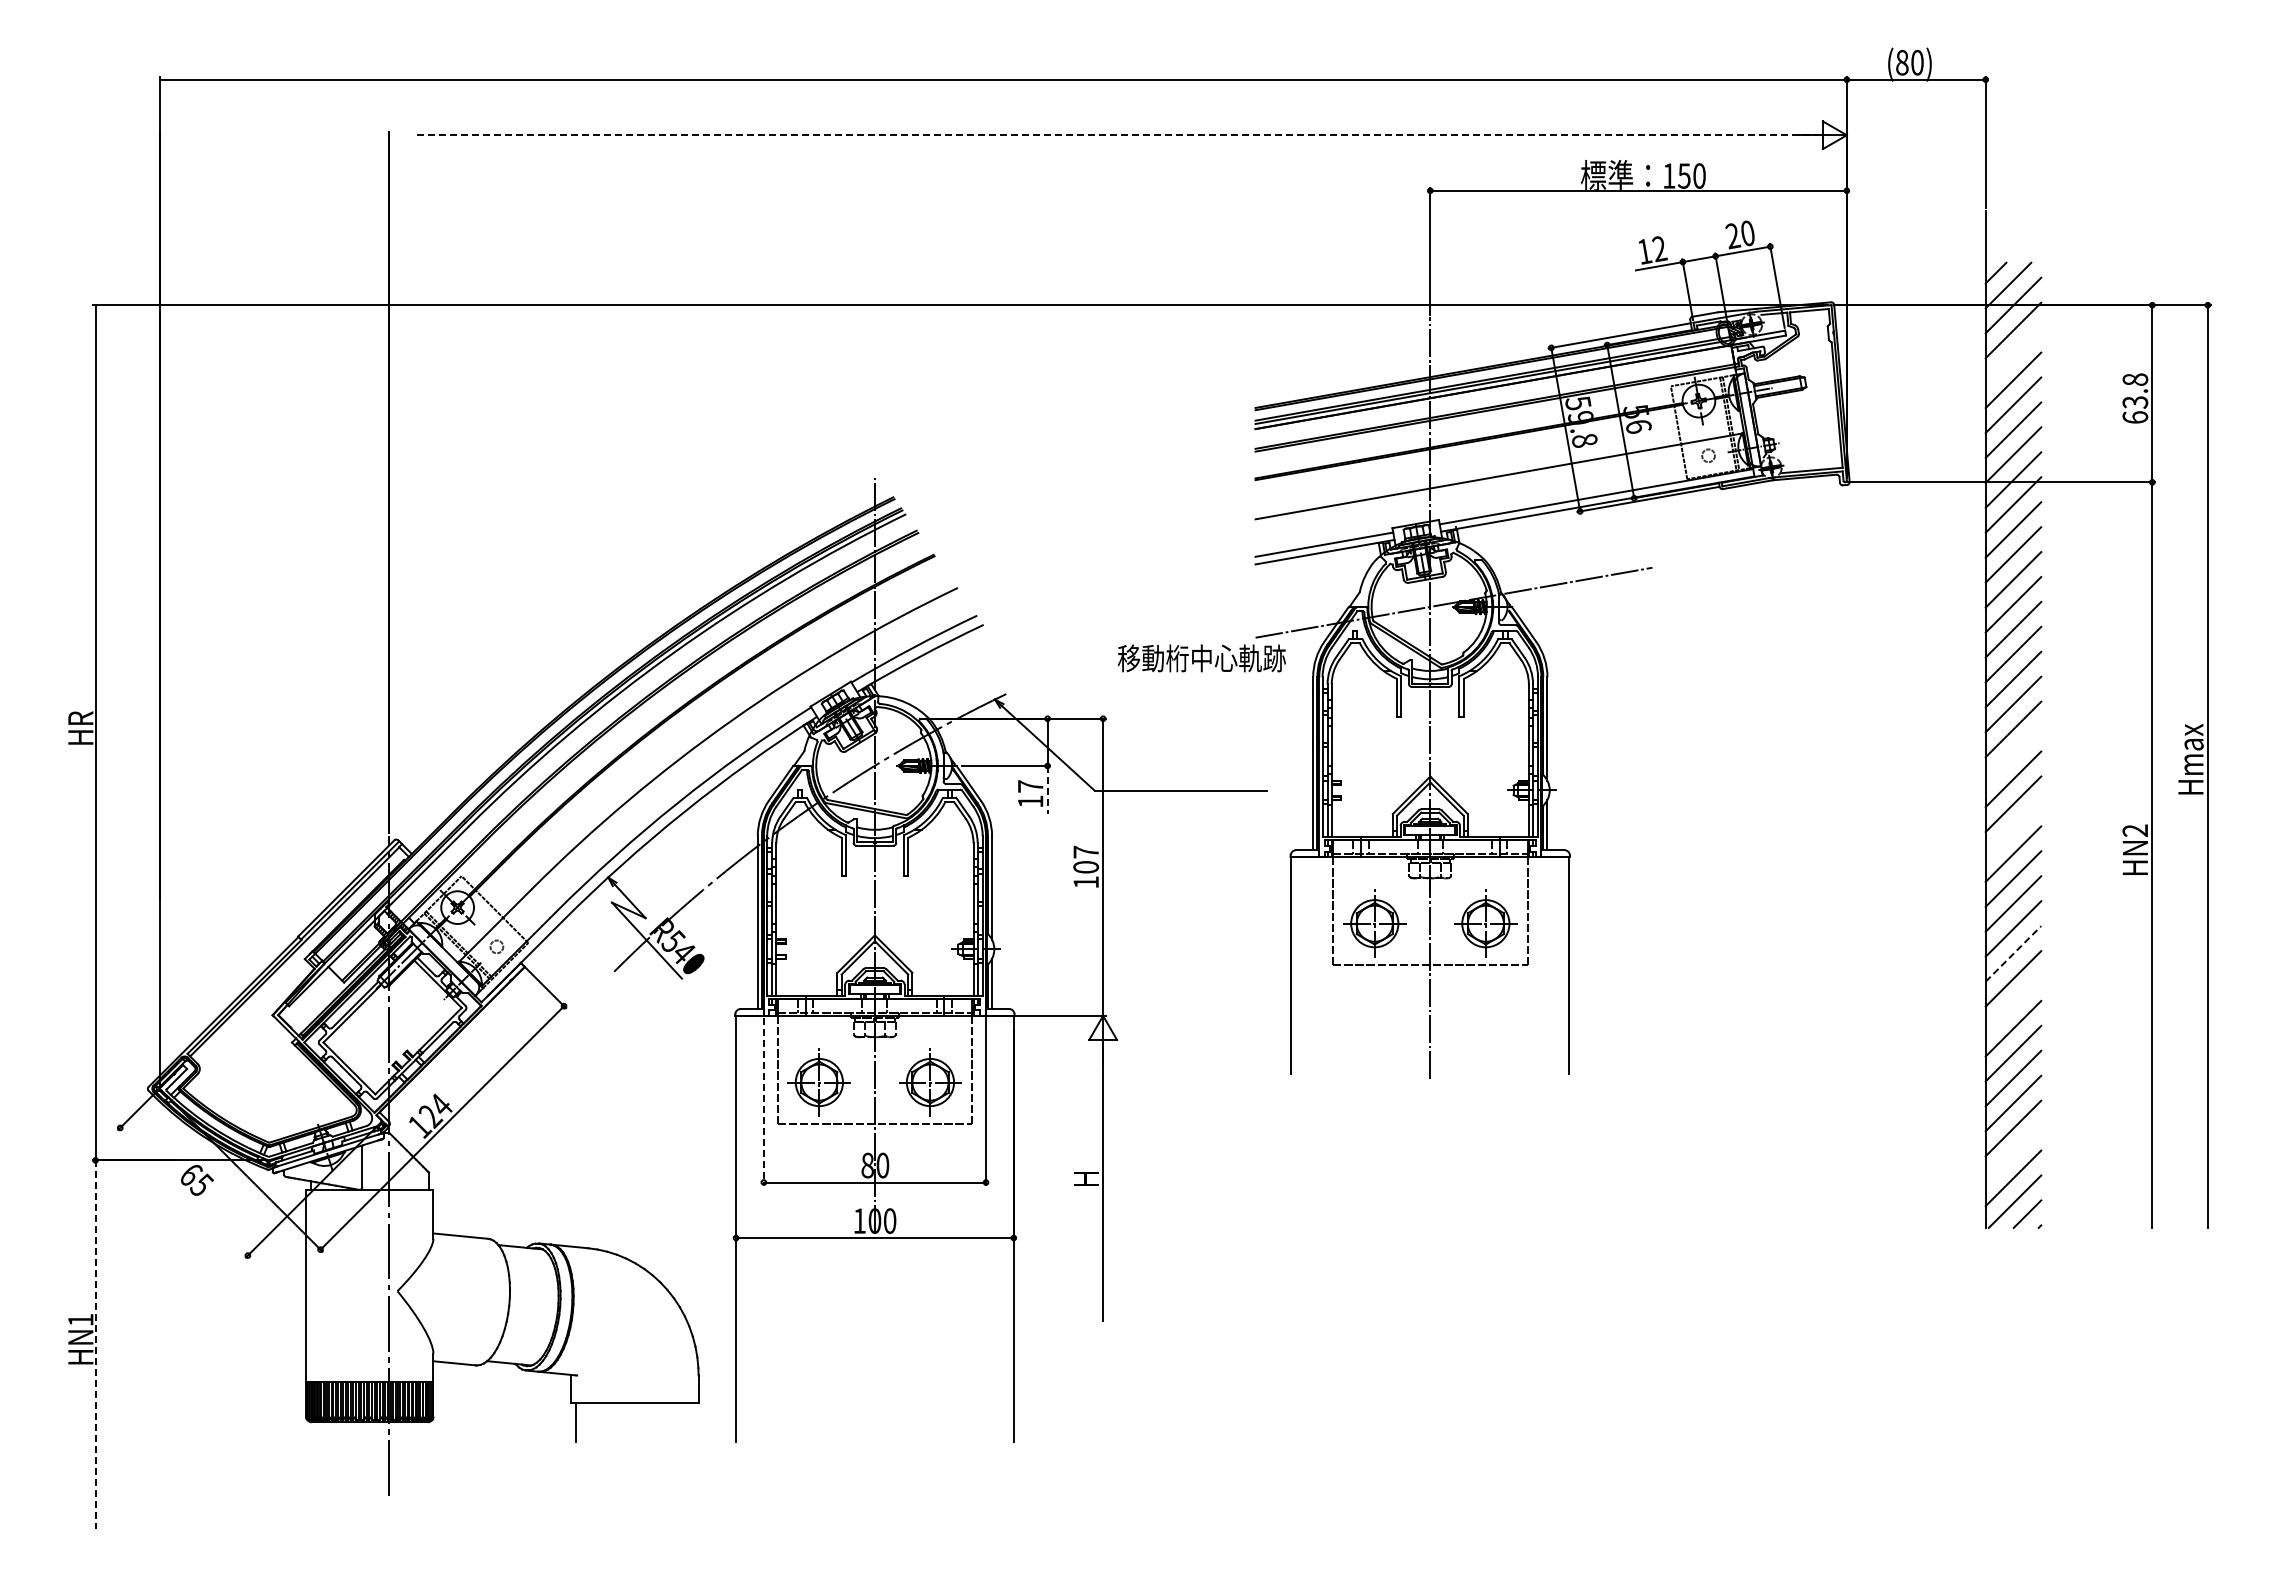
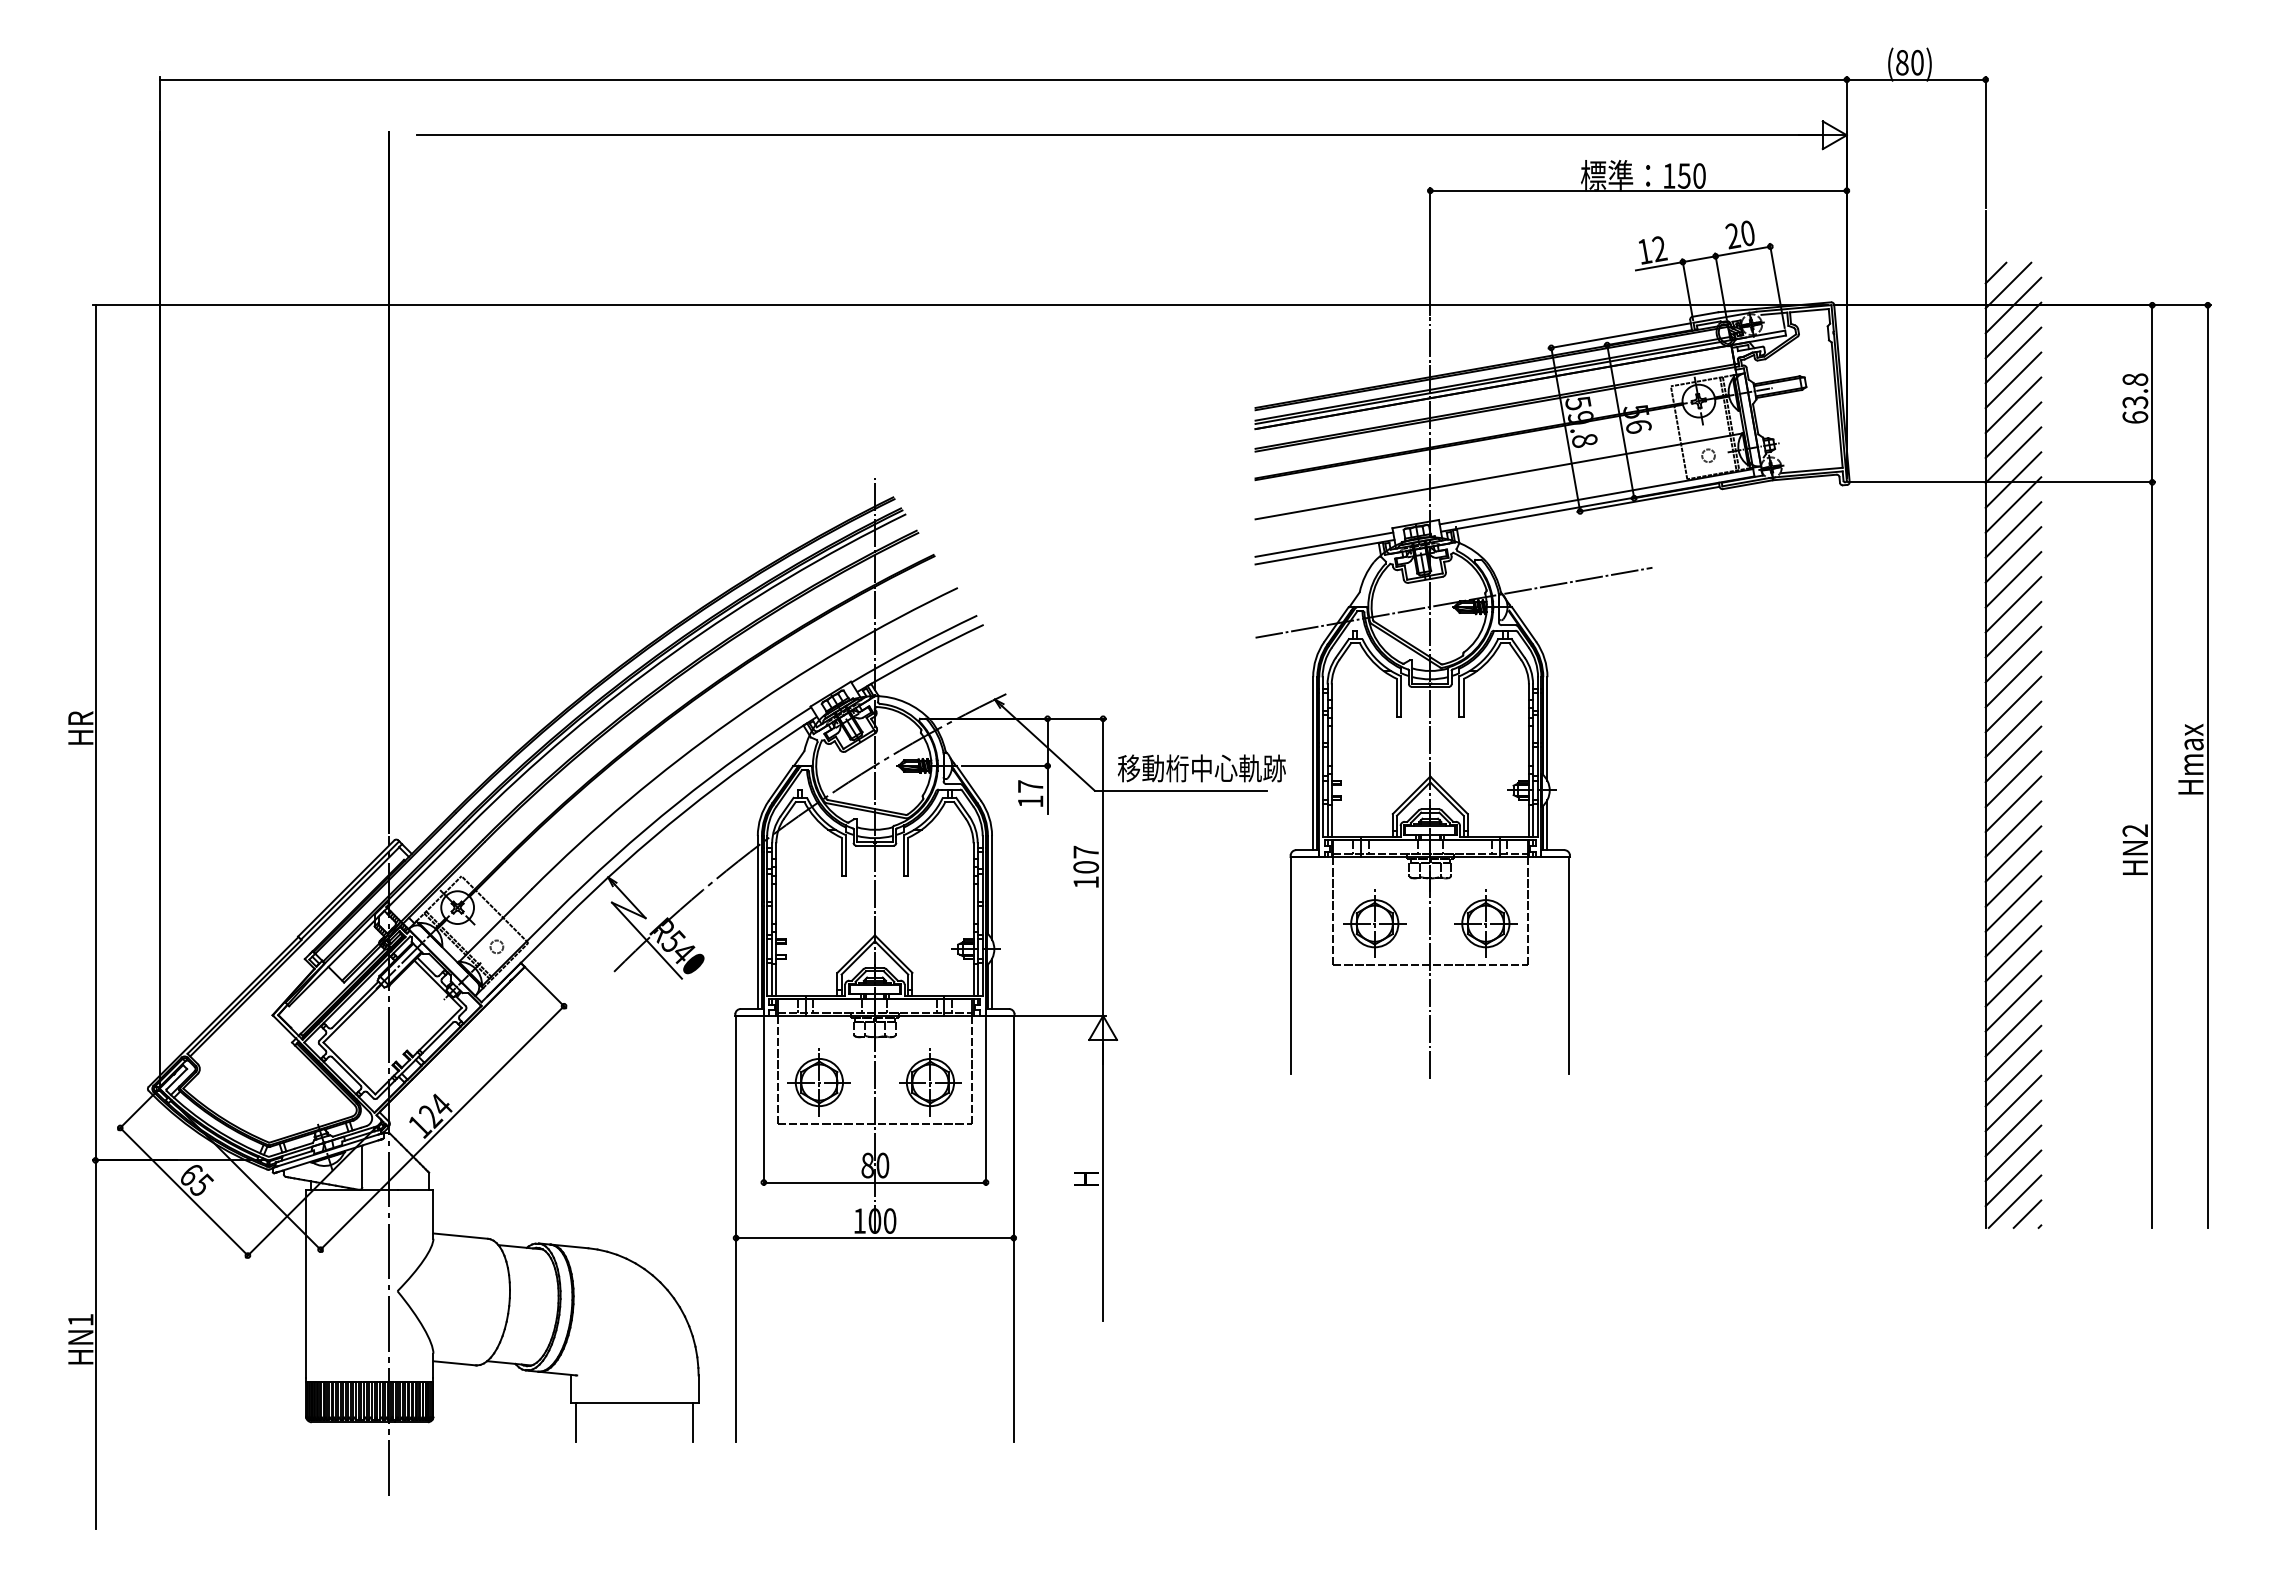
line: dashed -> solid (1118, 135)
line: none -> present (2013, 355)
text position: (1201, 658) -> (1201, 768) (1201, 768)
line: none -> present (2013, 754)
line: dashed -> solid (1047, 789)
line: none -> present (2013, 828)
line: dashed -> solid (2013, 953)
line: none -> present (2013, 1003)
line: dashed -> solid (763, 1101)
line: none -> present (2013, 1153)
line: none -> present (183, 1191)
line: dashed -> solid (95, 1344)
line: none -> present (693, 1422)
